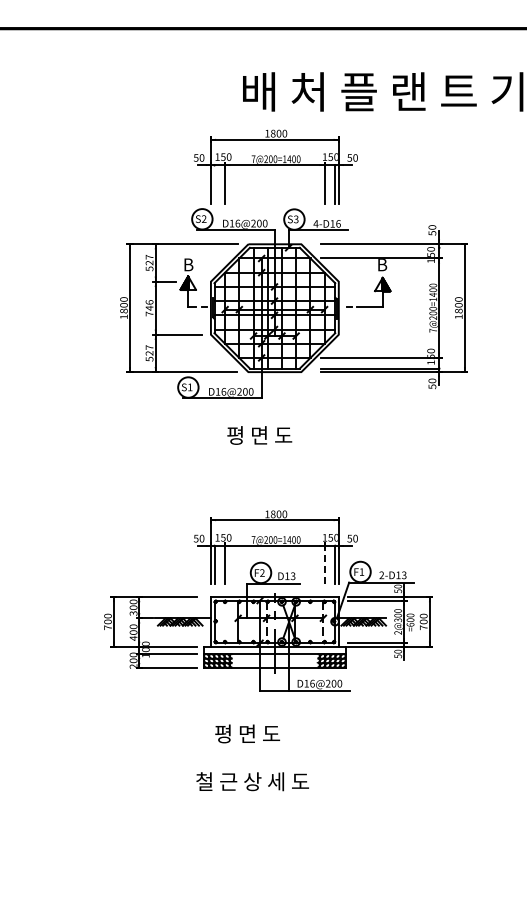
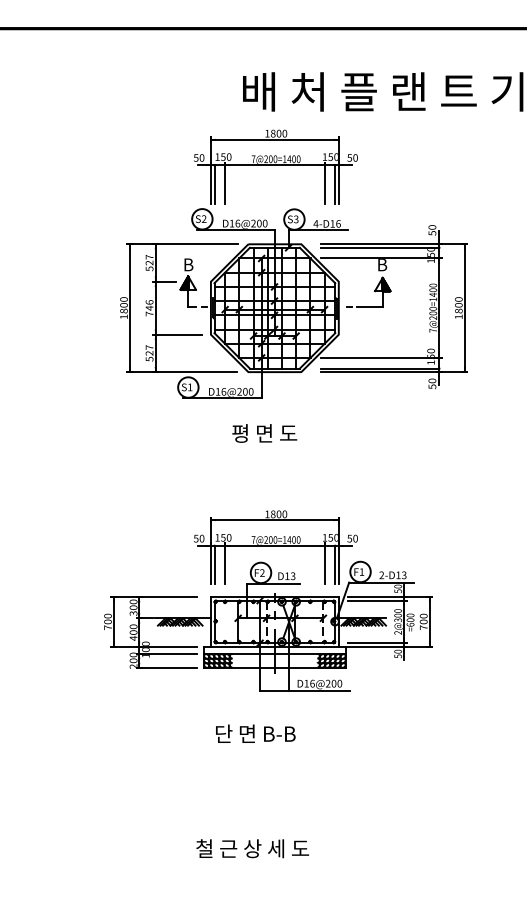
line: none -> present (214, 184)
line: none -> present (380, 247)
text position: (259, 435) -> (264, 433) (264, 433)
line: dashed -> solid (324, 564)
text: 평 면 도 -> 단 면 B-B (255, 733)
text position: (252, 781) -> (252, 848) (252, 848)
